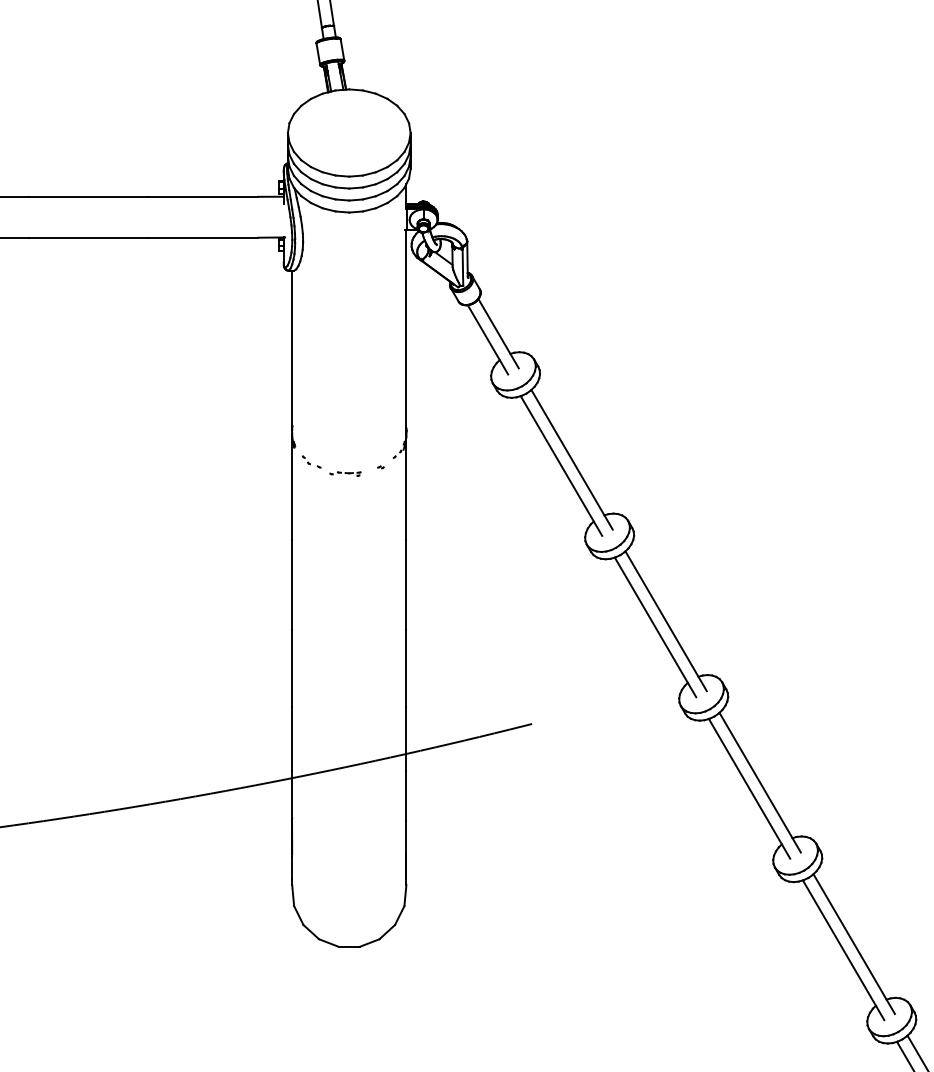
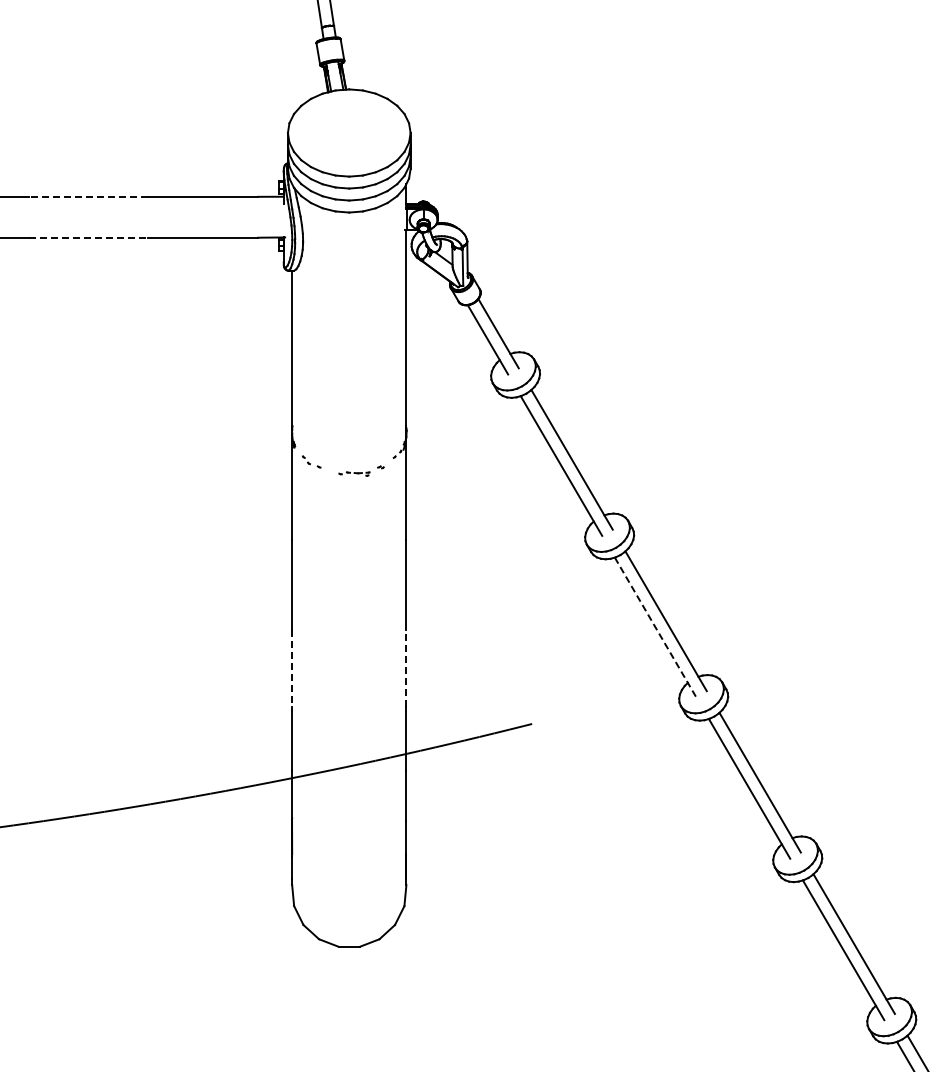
line: solid -> dashed (88, 196)
line: solid -> dashed (88, 237)
part position: (345, 473) -> (354, 473) (354, 473)
line: solid -> dashed (655, 627)
line: solid -> dashed (292, 668)
line: solid -> dashed (406, 668)
